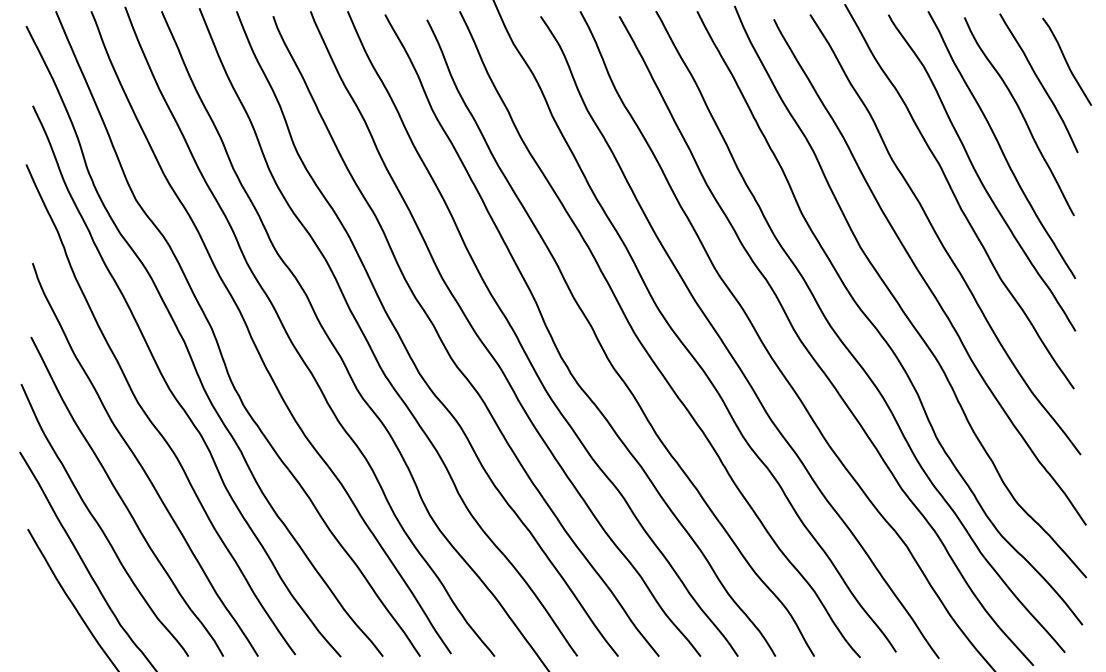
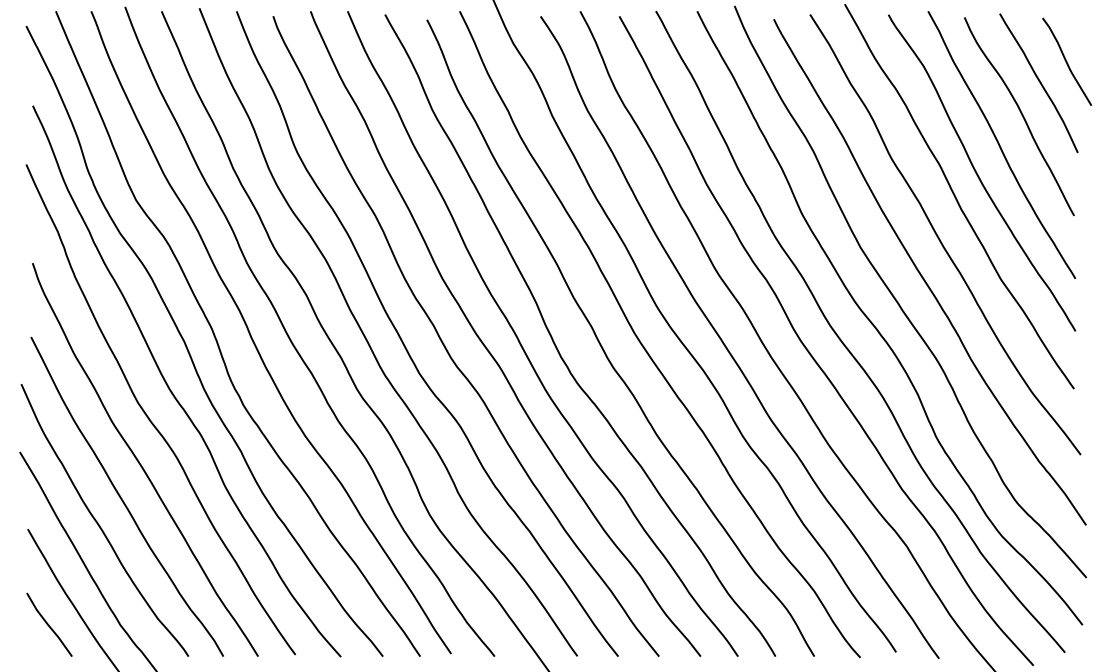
curve: none -> present (49, 624)
